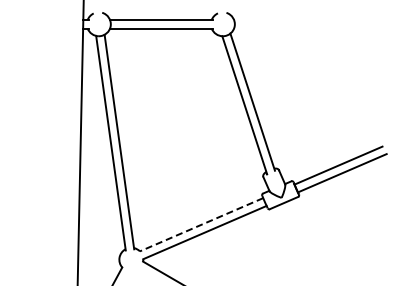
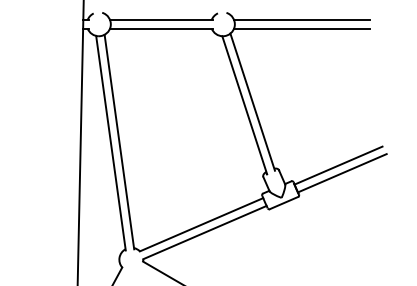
line: none -> present (302, 20)
line: none -> present (302, 28)
line: dashed -> solid (201, 224)
